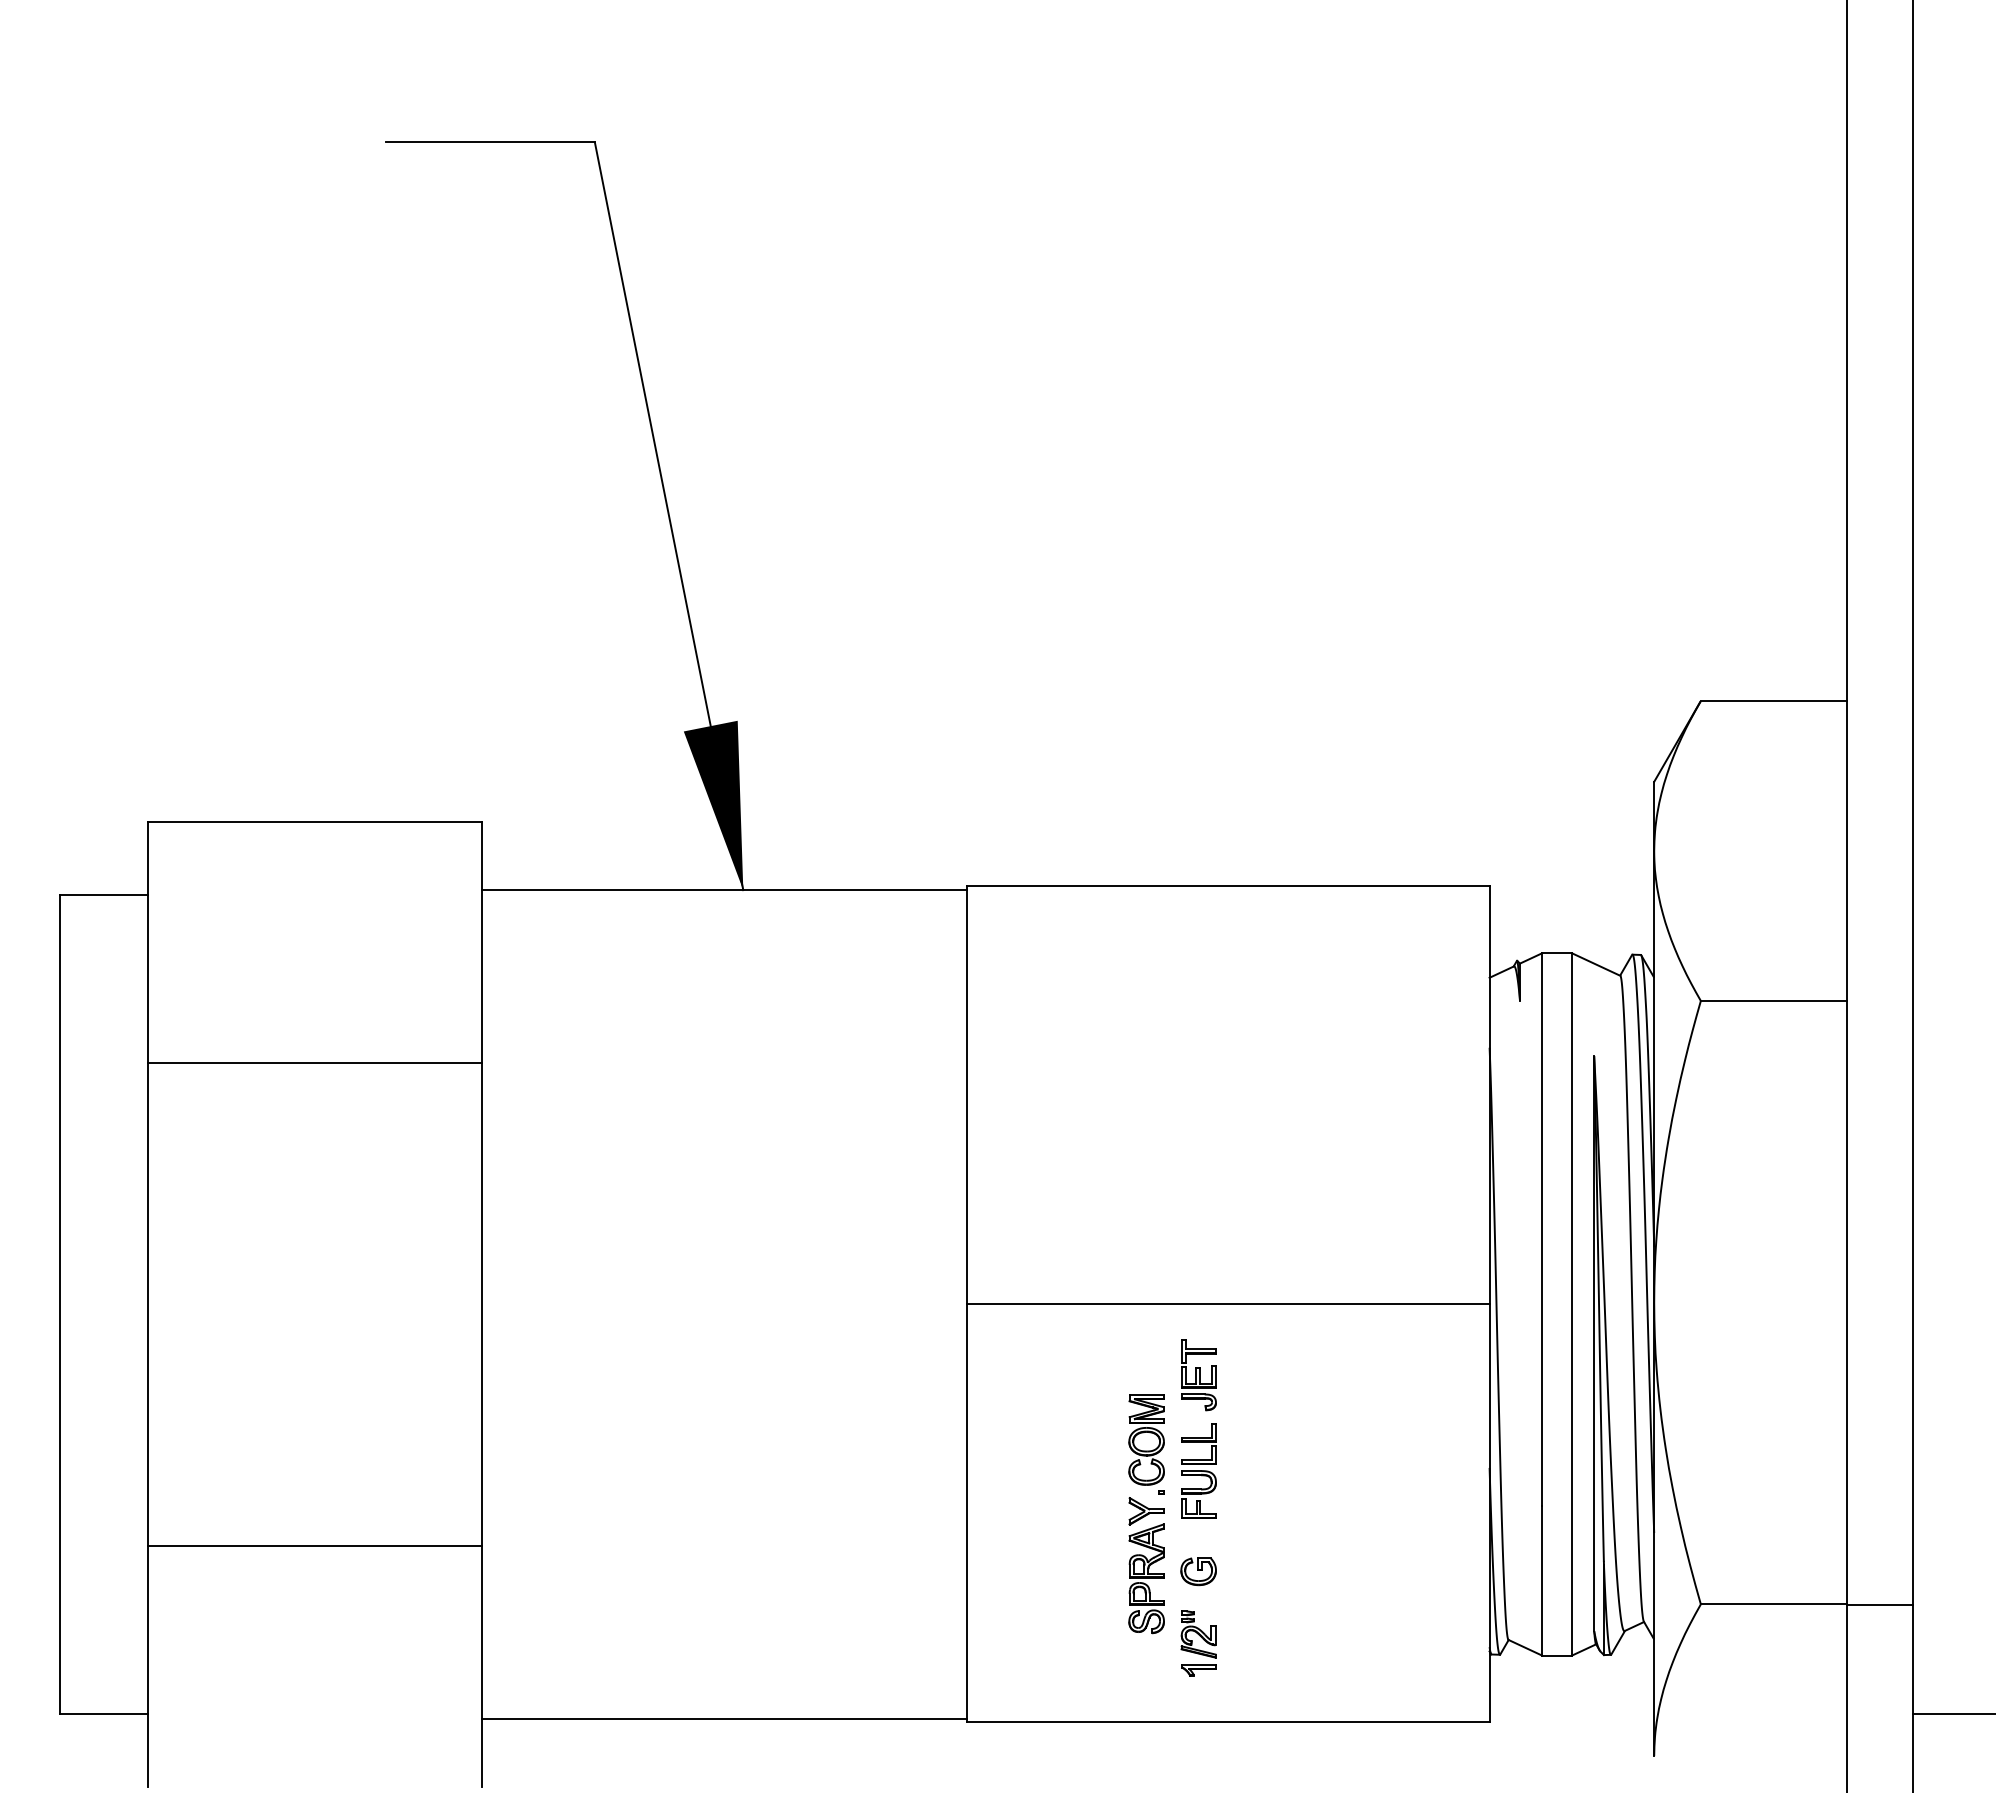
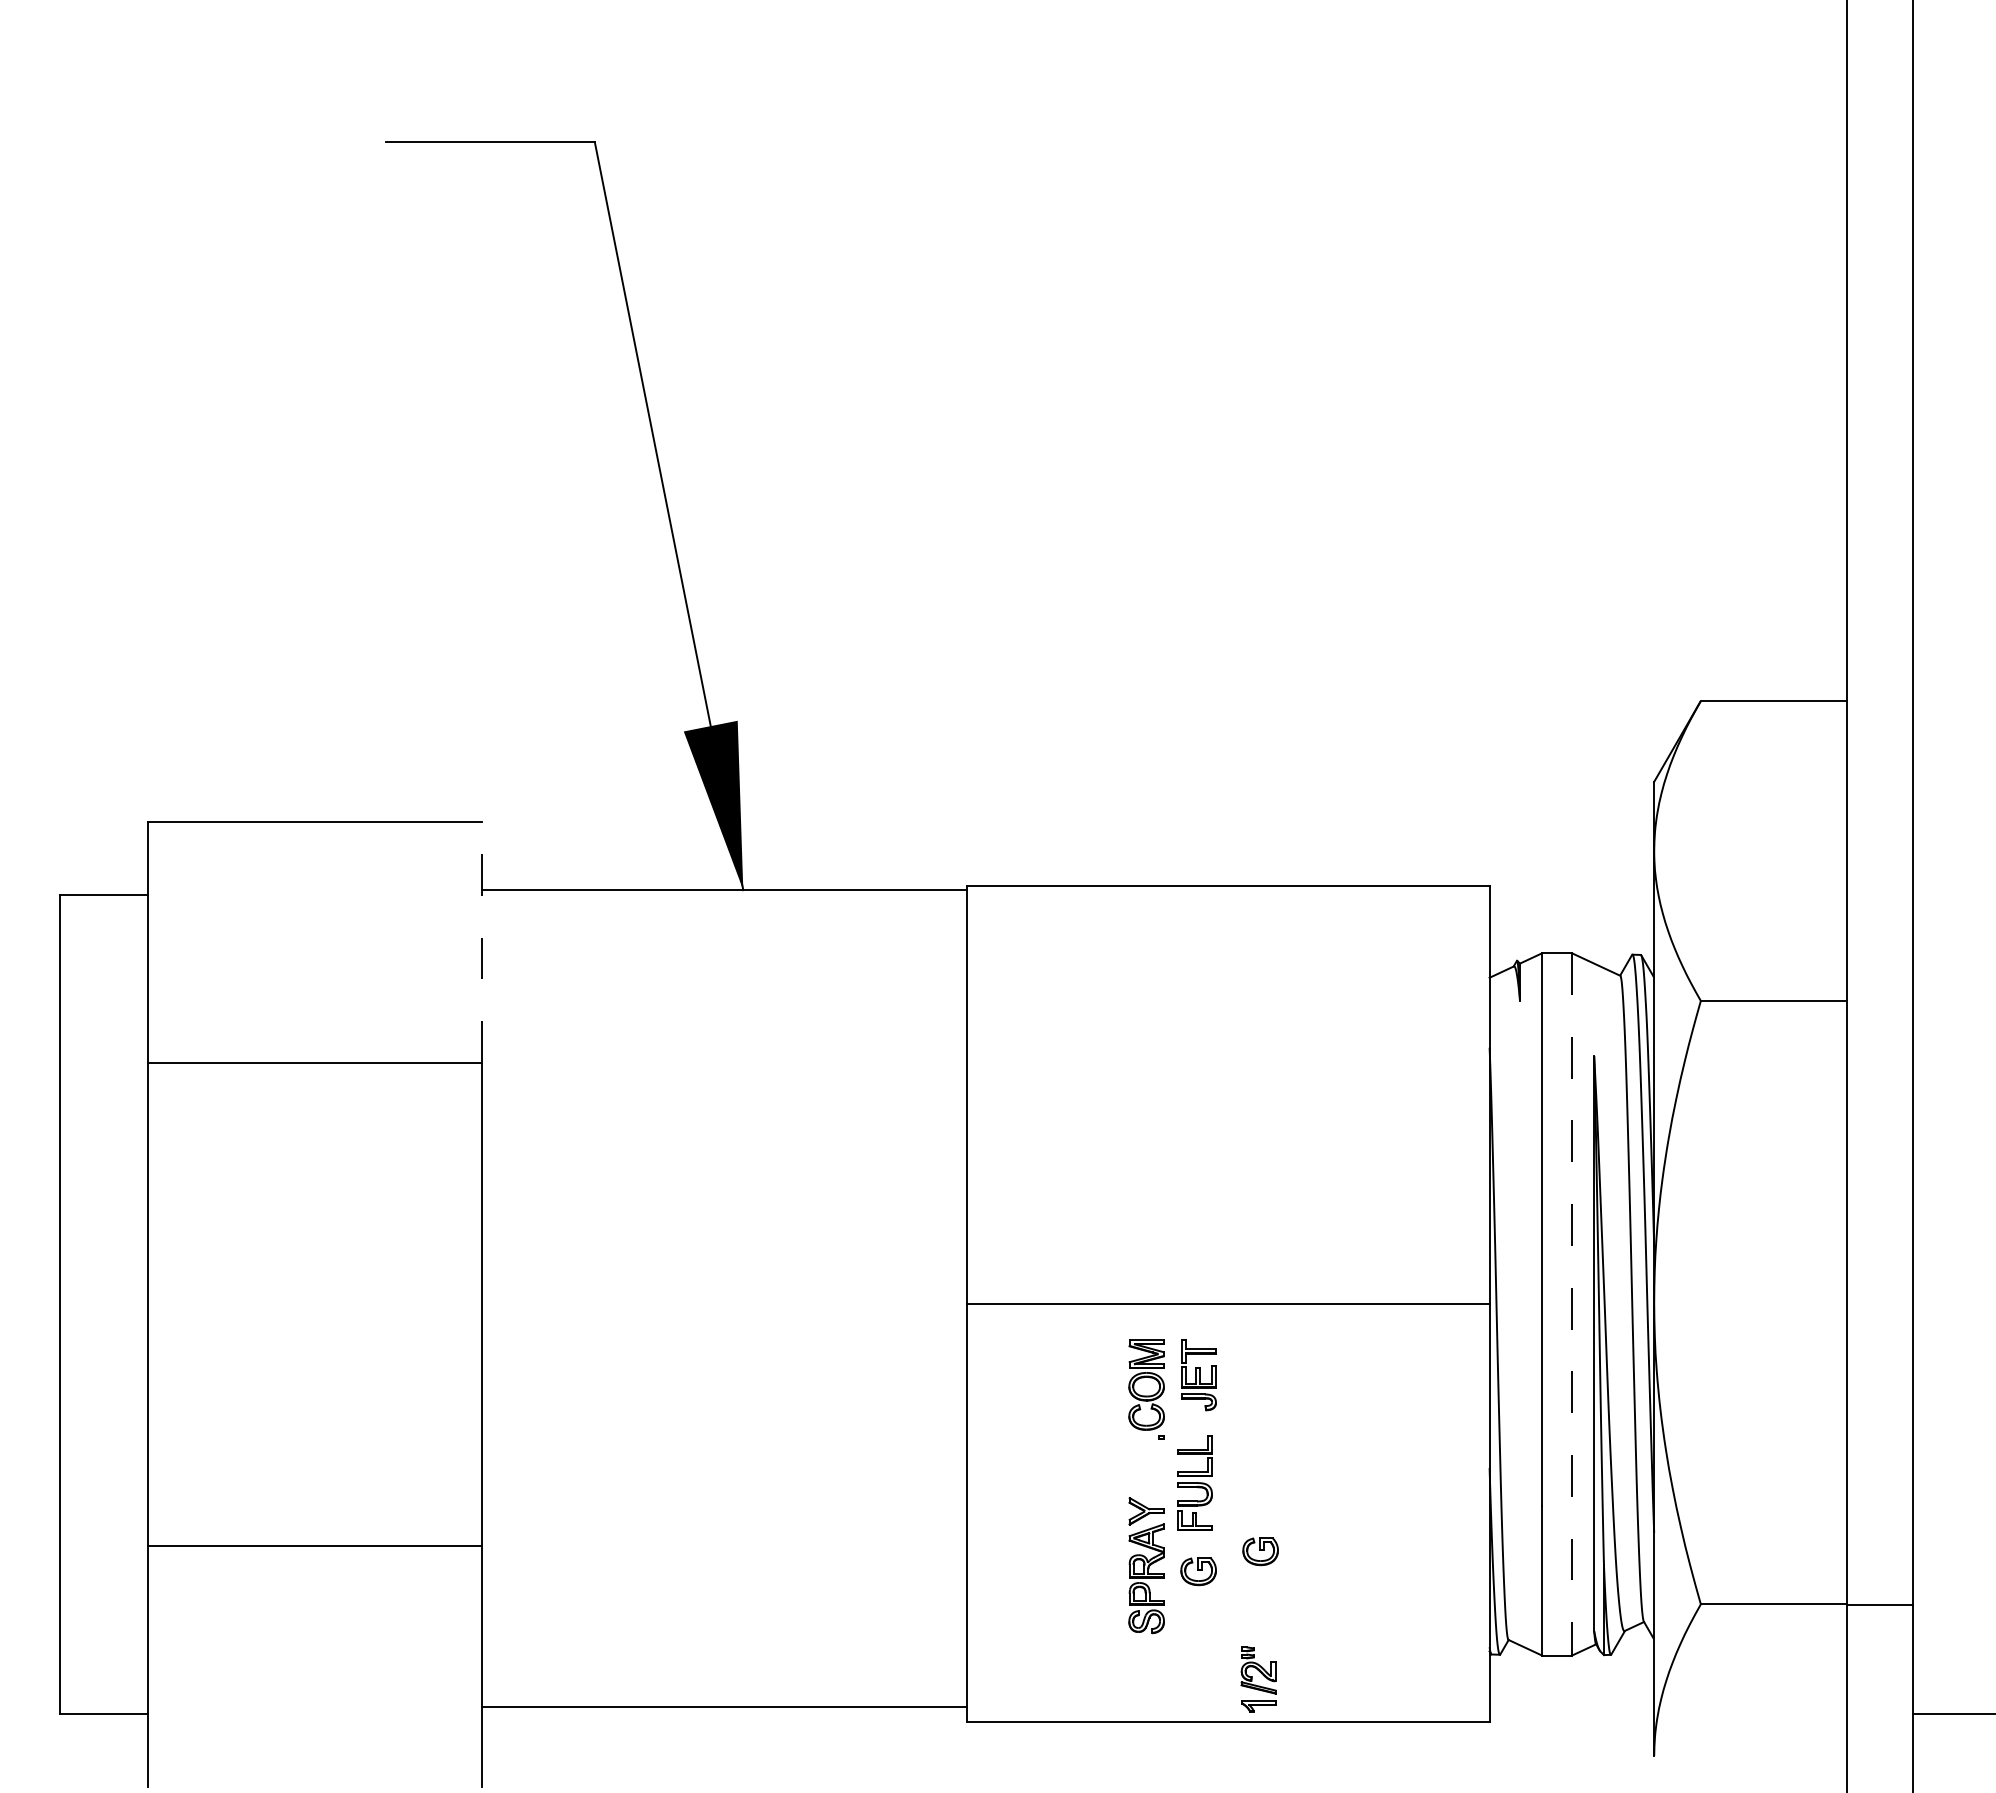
line: solid -> dashed (482, 942)
line: solid -> dashed (1572, 1304)
part position: (1146, 1444) -> (1146, 1389) (1146, 1389)
part position: (1198, 1470) -> (1194, 1482) (1194, 1482)
part: none -> present (1260, 1551)
part position: (1198, 1643) -> (1258, 1679) (1258, 1679)
line position: (724, 1718) -> (724, 1706) (724, 1706)
